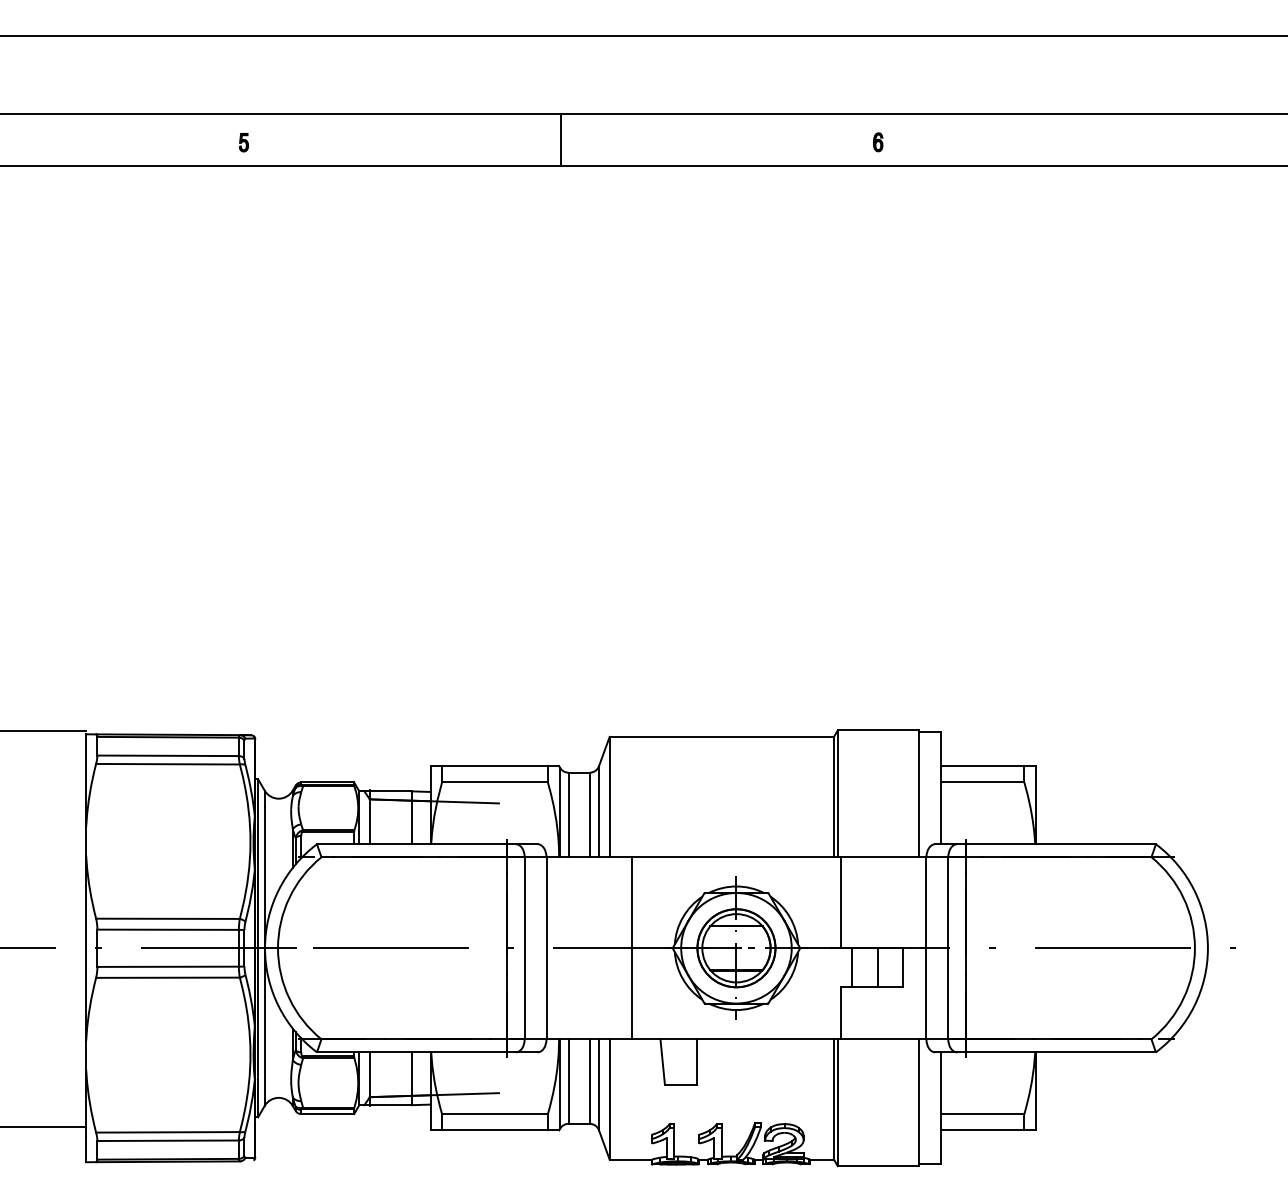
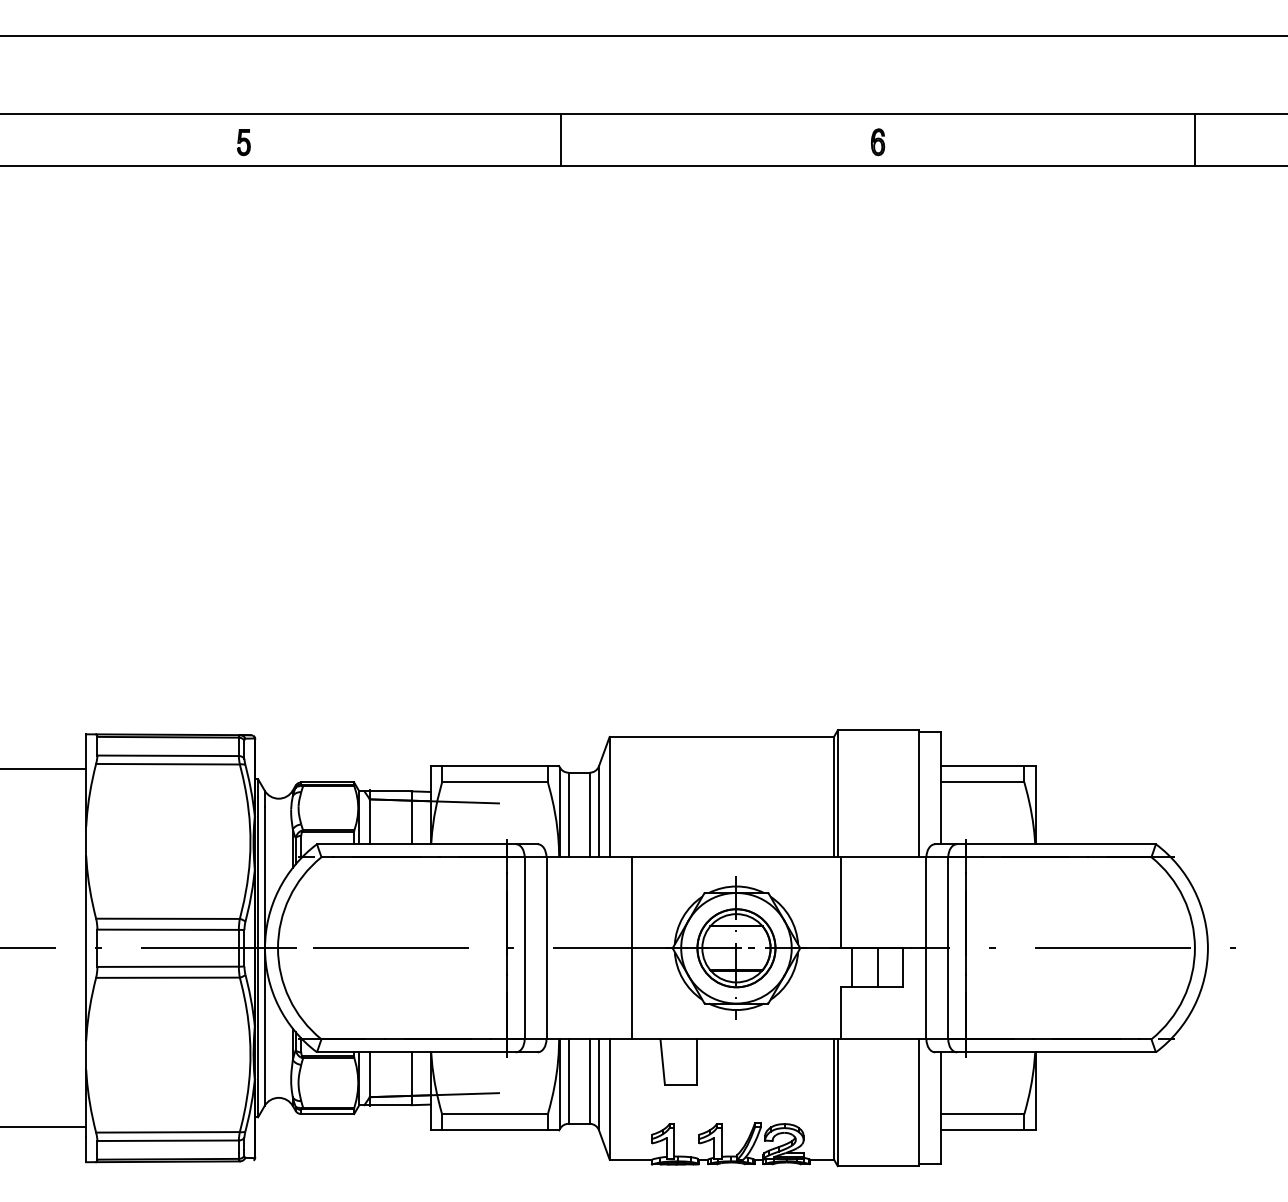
line: none -> present (1194, 139)
part size: 11x20 px -> 14x28 px (243, 142)
part size: 11x21 px -> 15x29 px (878, 142)
line position: (44, 731) -> (44, 769) (44, 769)
